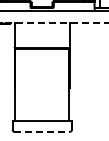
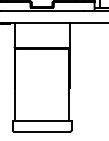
line: dashed -> solid (54, 23)
line: dashed -> solid (42, 131)
